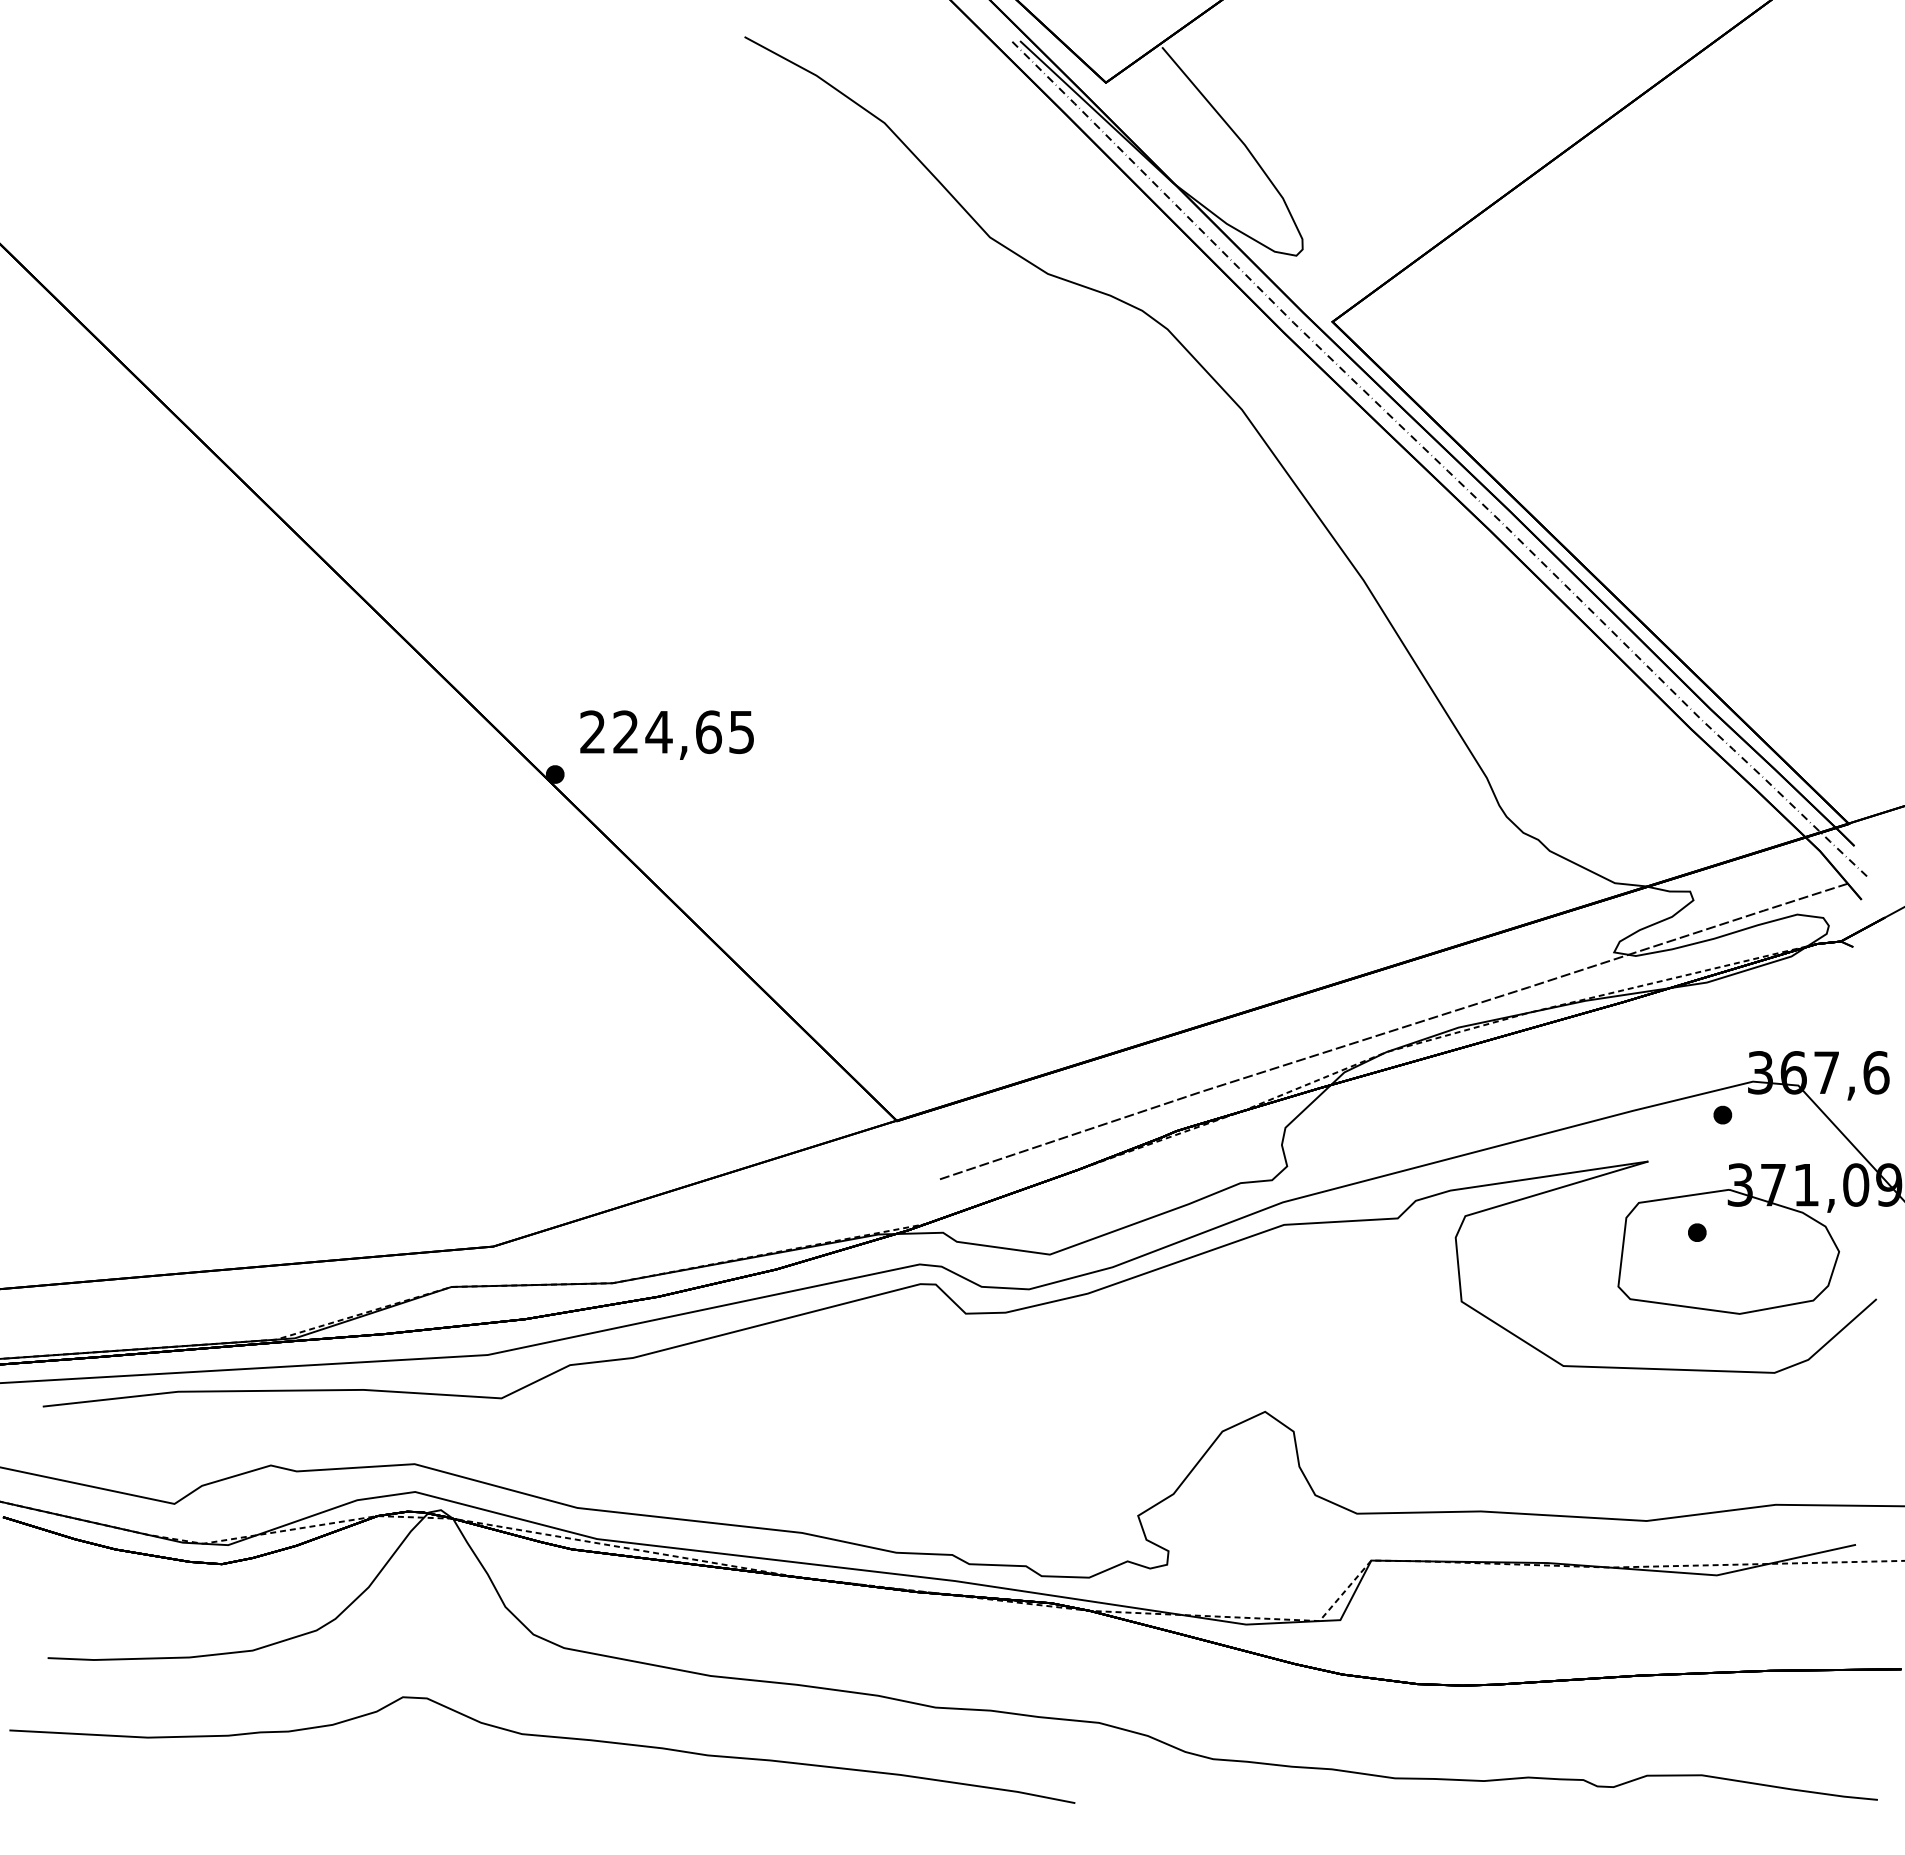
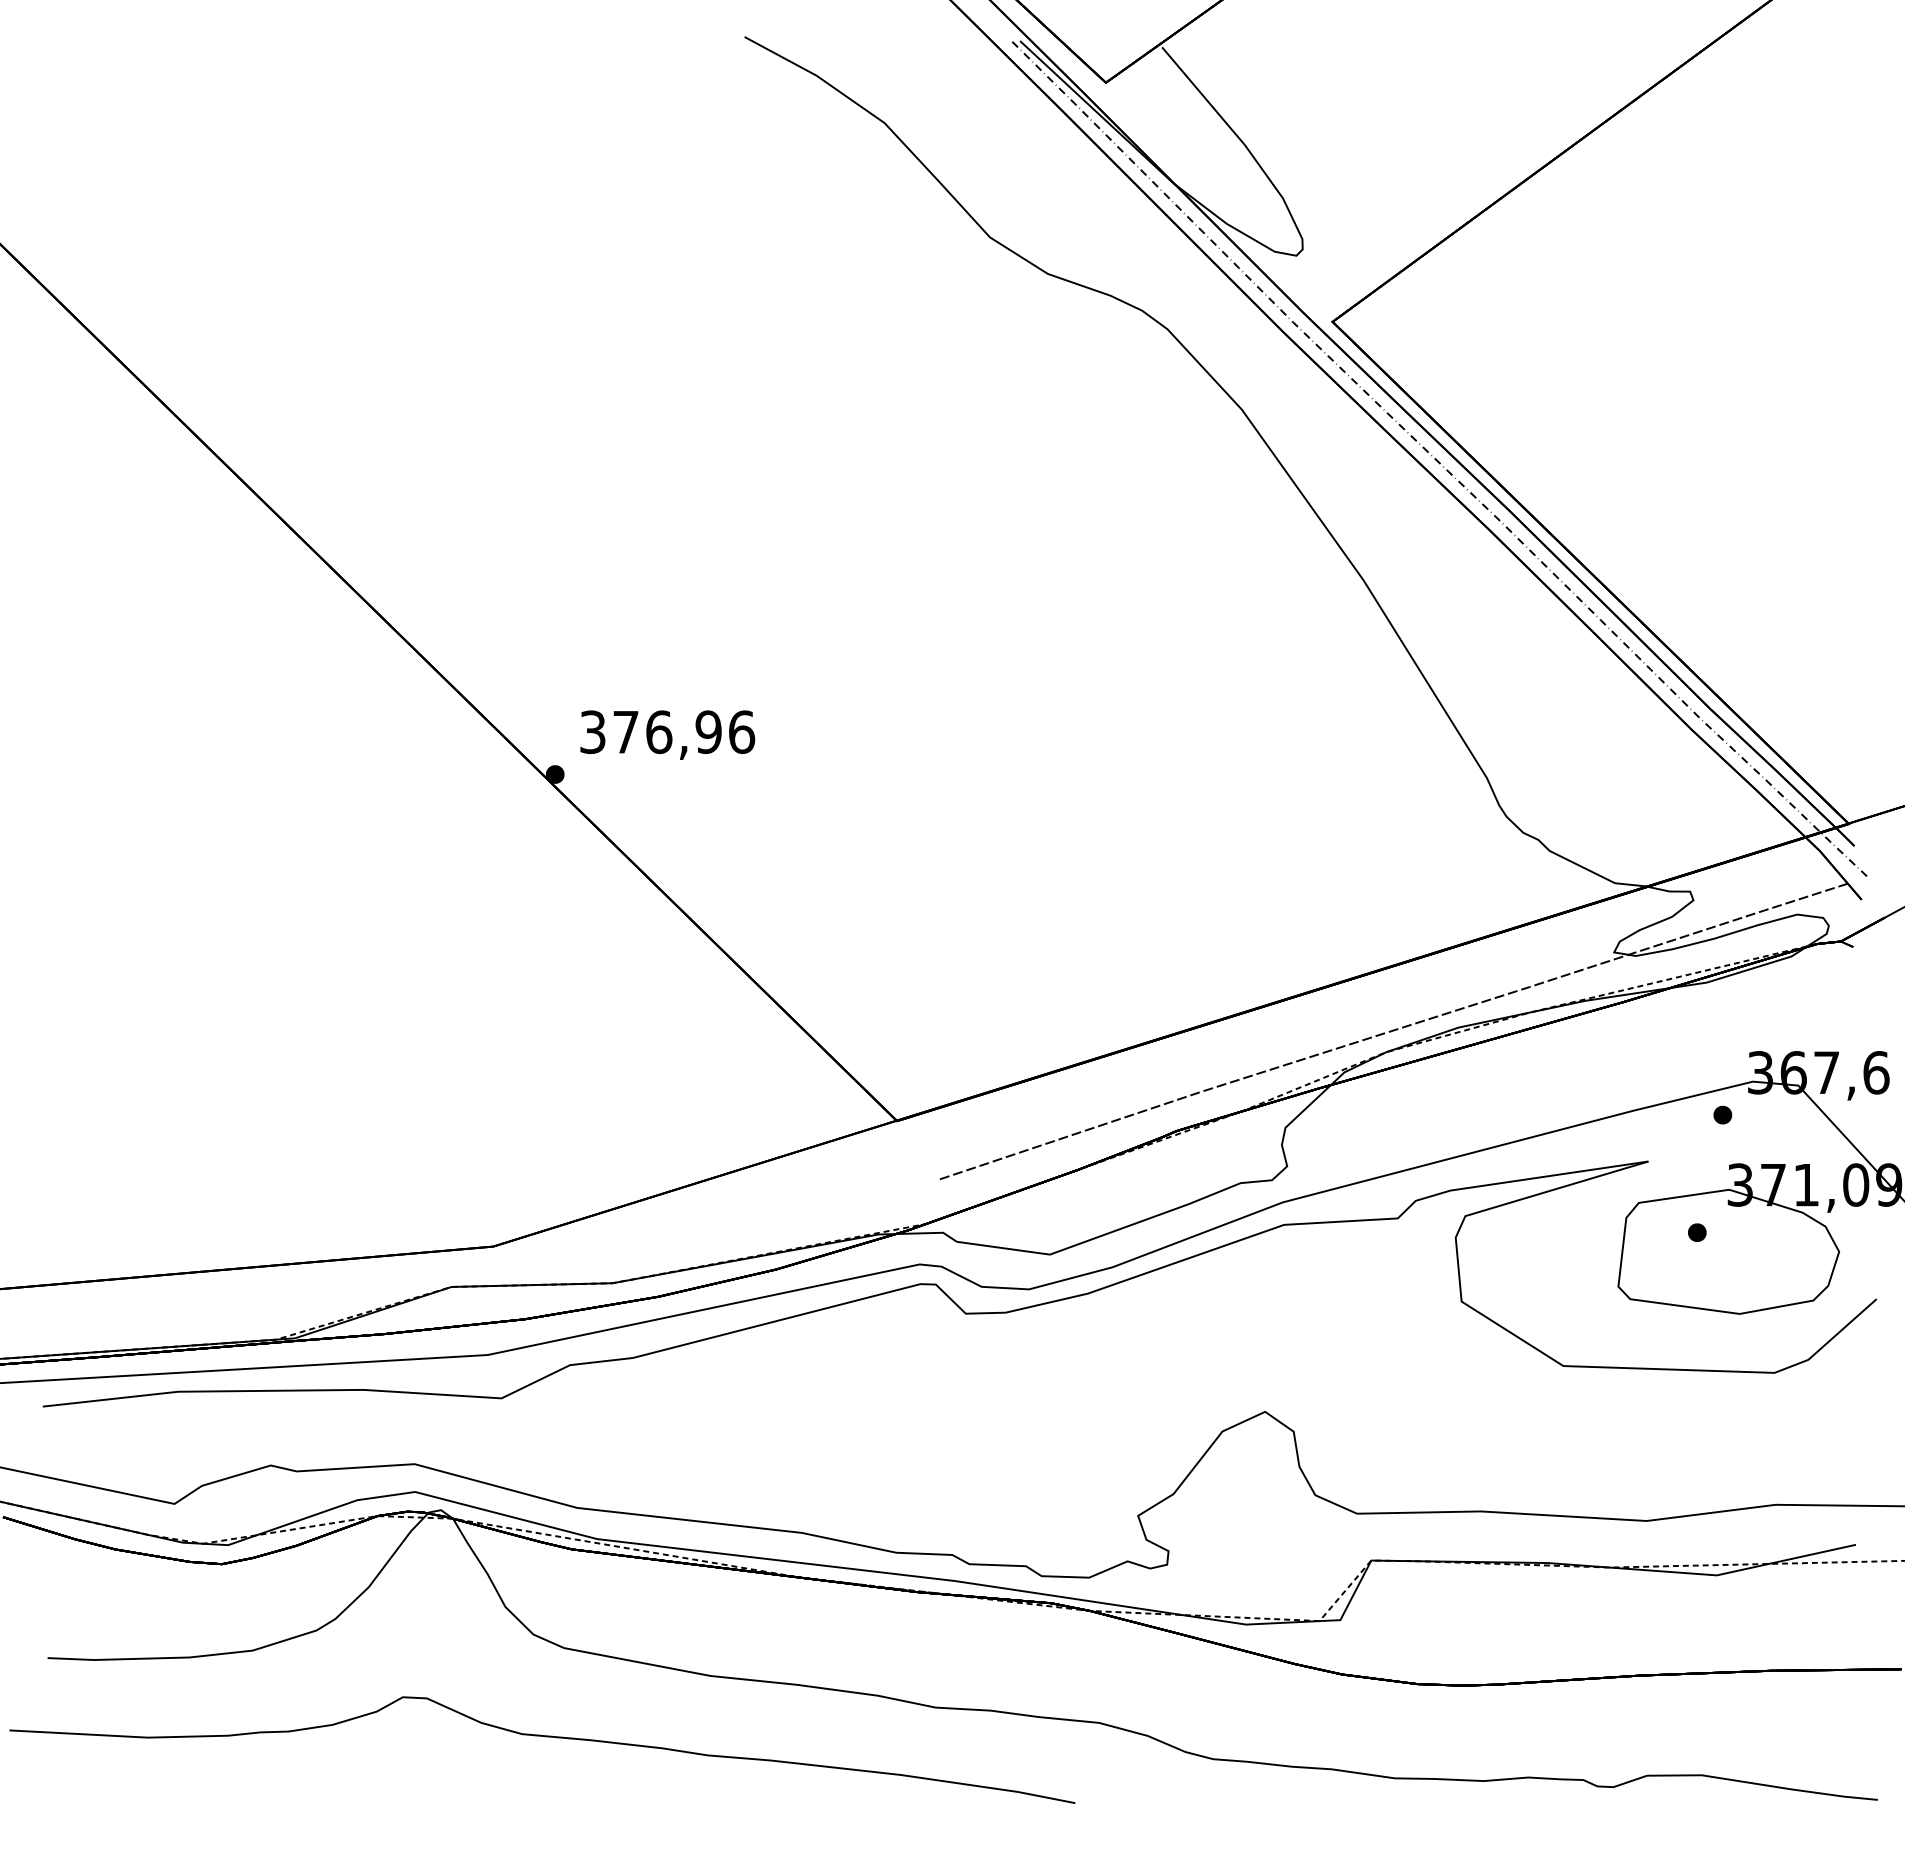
text: 224,65 -> 376,96 (667, 732)
